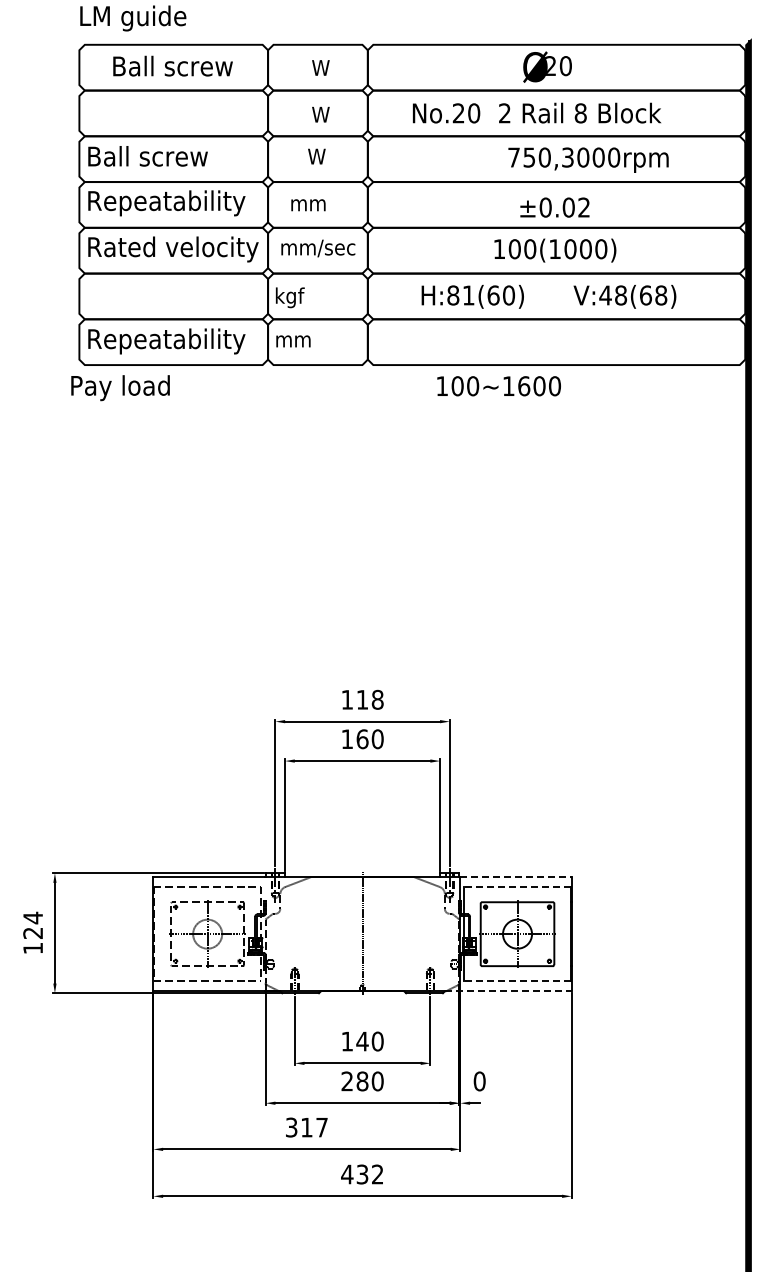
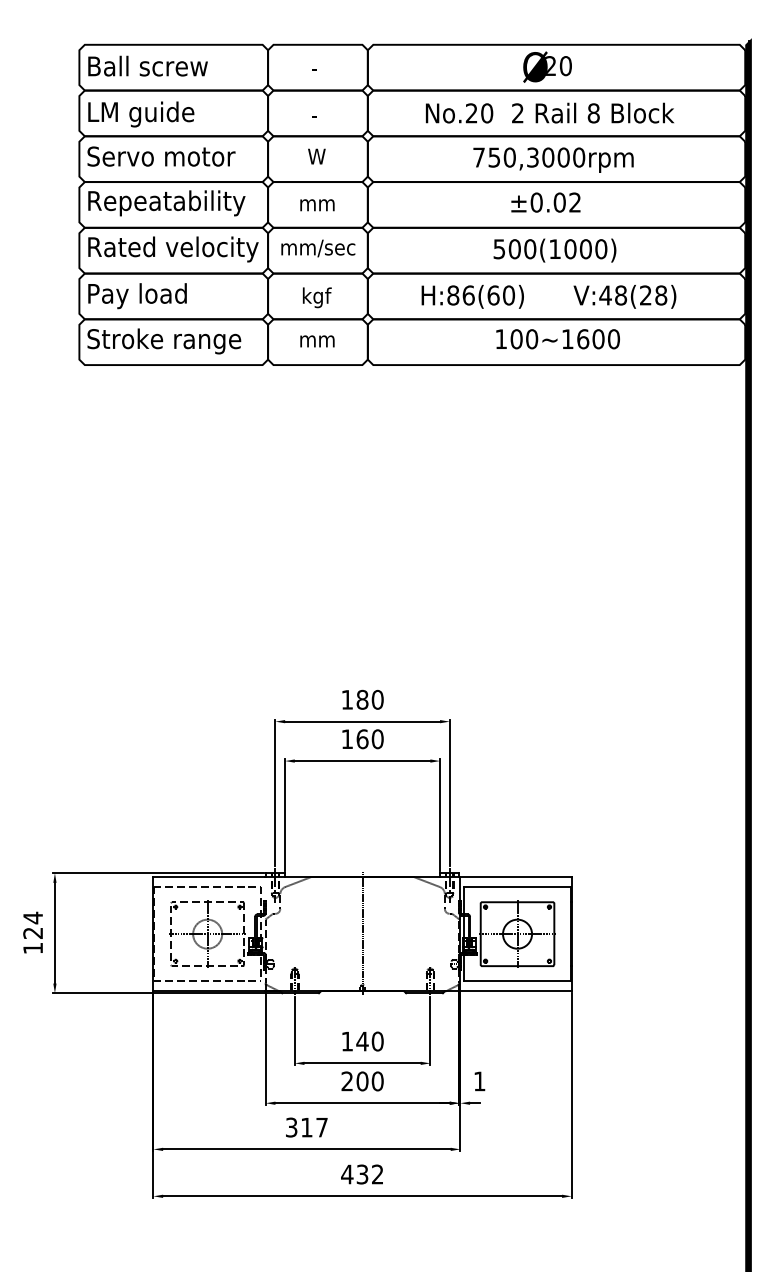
text position: (133, 18) -> (141, 114) (141, 114)
text position: (172, 65) -> (147, 65) (147, 65)
text: W -> - (320, 67)
text position: (536, 112) -> (549, 112) (549, 112)
text: W -> - (320, 114)
text: Ball screw -> Servo motor (161, 156)
text position: (588, 159) -> (553, 159) (553, 159)
text position: (308, 205) -> (317, 205) (317, 205)
text position: (554, 207) -> (545, 202) (545, 202)
text: 100(1000) -> 500(1000) (498, 249)
text: H:81(60) -> H:86(60) (468, 295)
text: V:48(68) -> V:48(28) (645, 295)
text position: (290, 297) -> (317, 297) (317, 297)
text: Repeatability -> Stroke range (166, 341)
text position: (293, 341) -> (317, 341) (317, 341)
text position: (498, 386) -> (557, 339) (557, 339)
text position: (120, 388) -> (137, 296) (137, 296)
text: 118 -> 180 (369, 699)
line: dashed -> solid (516, 877)
line: dashed -> solid (517, 887)
line: dashed -> solid (517, 981)
line: dashed -> solid (508, 991)
text: 280 -> 200 (362, 1081)
text: 0 -> 1 (479, 1081)
